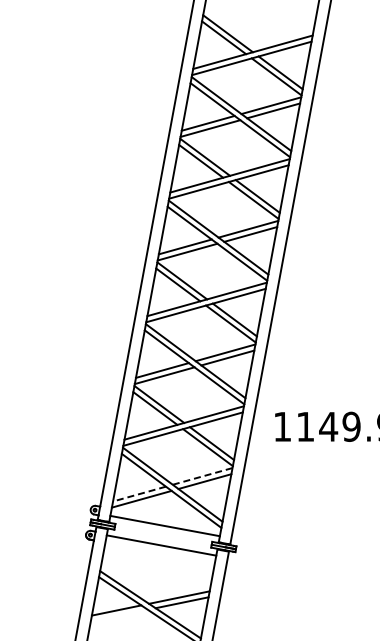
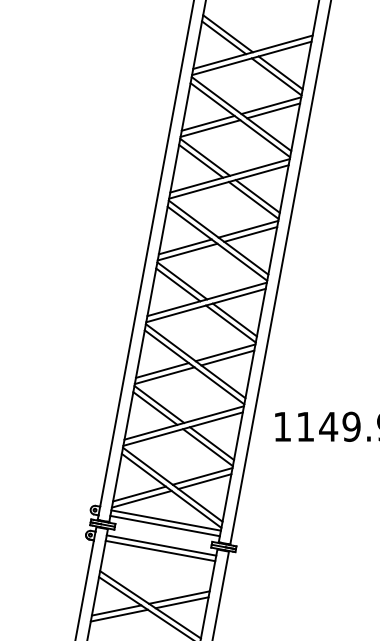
line: dashed -> solid (202, 476)
line: dashed -> solid (139, 494)
line: none -> present (165, 520)
line: none -> present (160, 550)
line: none -> present (118, 615)
